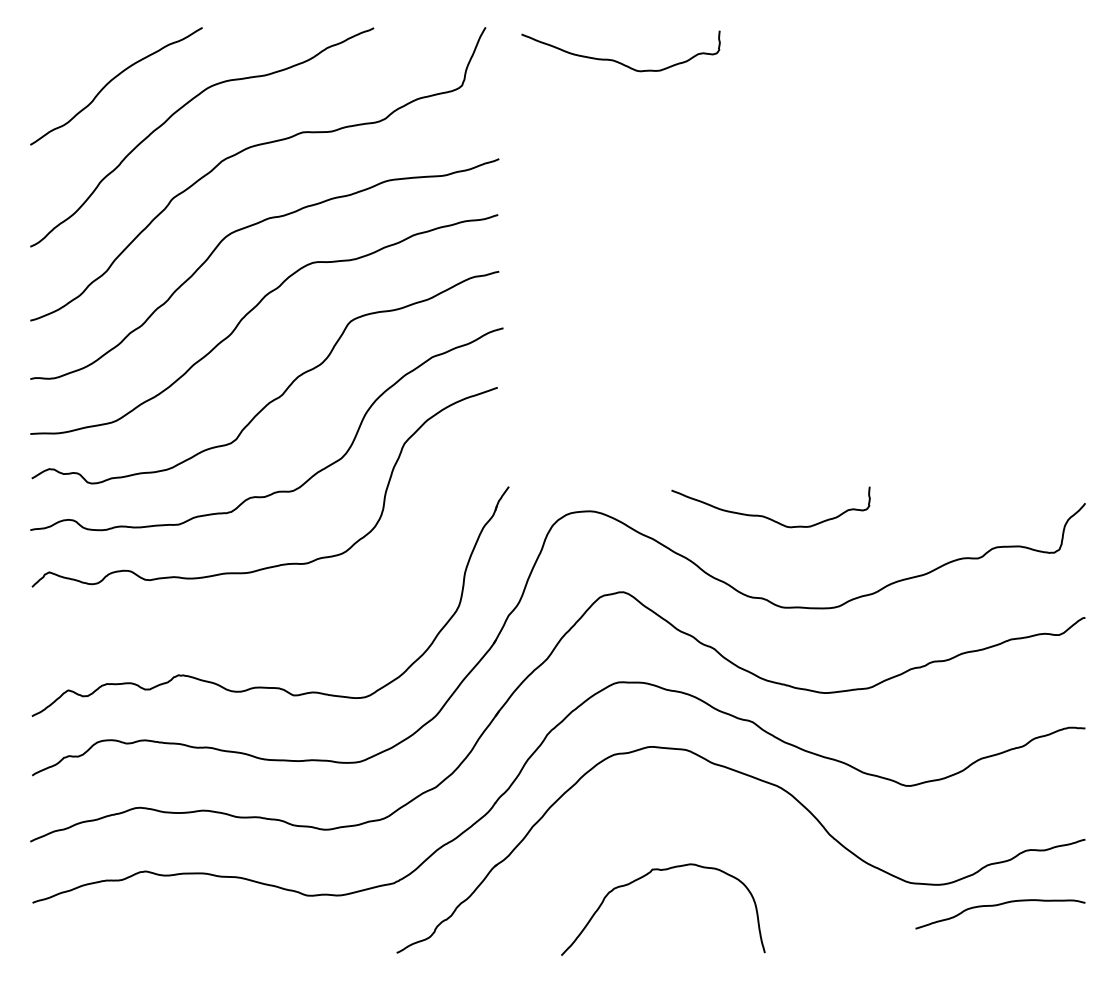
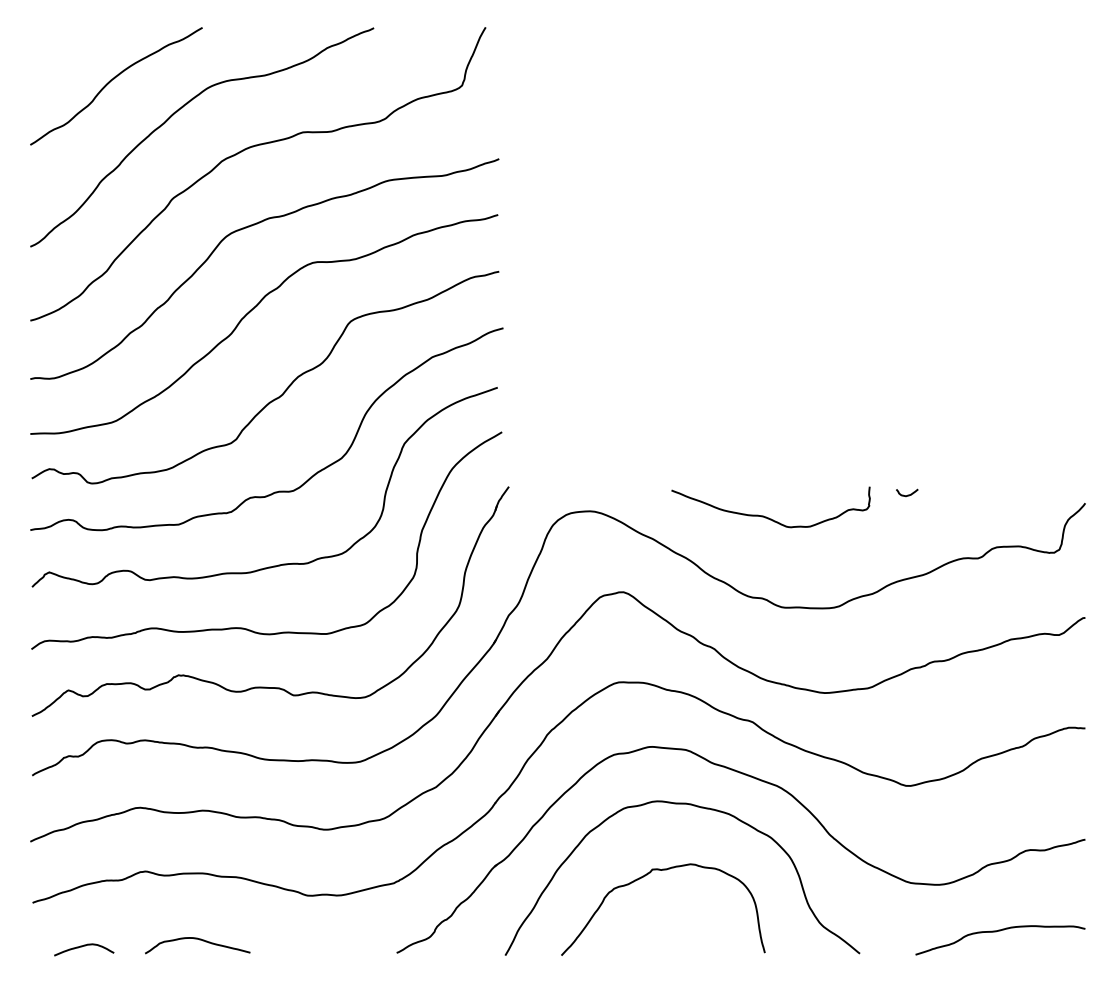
curve: present -> none (616, 60)
curve: none -> present (907, 494)
curve: none -> present (243, 627)
curve: none -> present (701, 808)
curve position: (996, 906) -> (996, 932) (996, 932)
curve: none -> present (199, 940)
curve: none -> present (82, 947)
